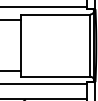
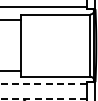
line: solid -> dashed (44, 84)
line: solid -> dashed (42, 99)
